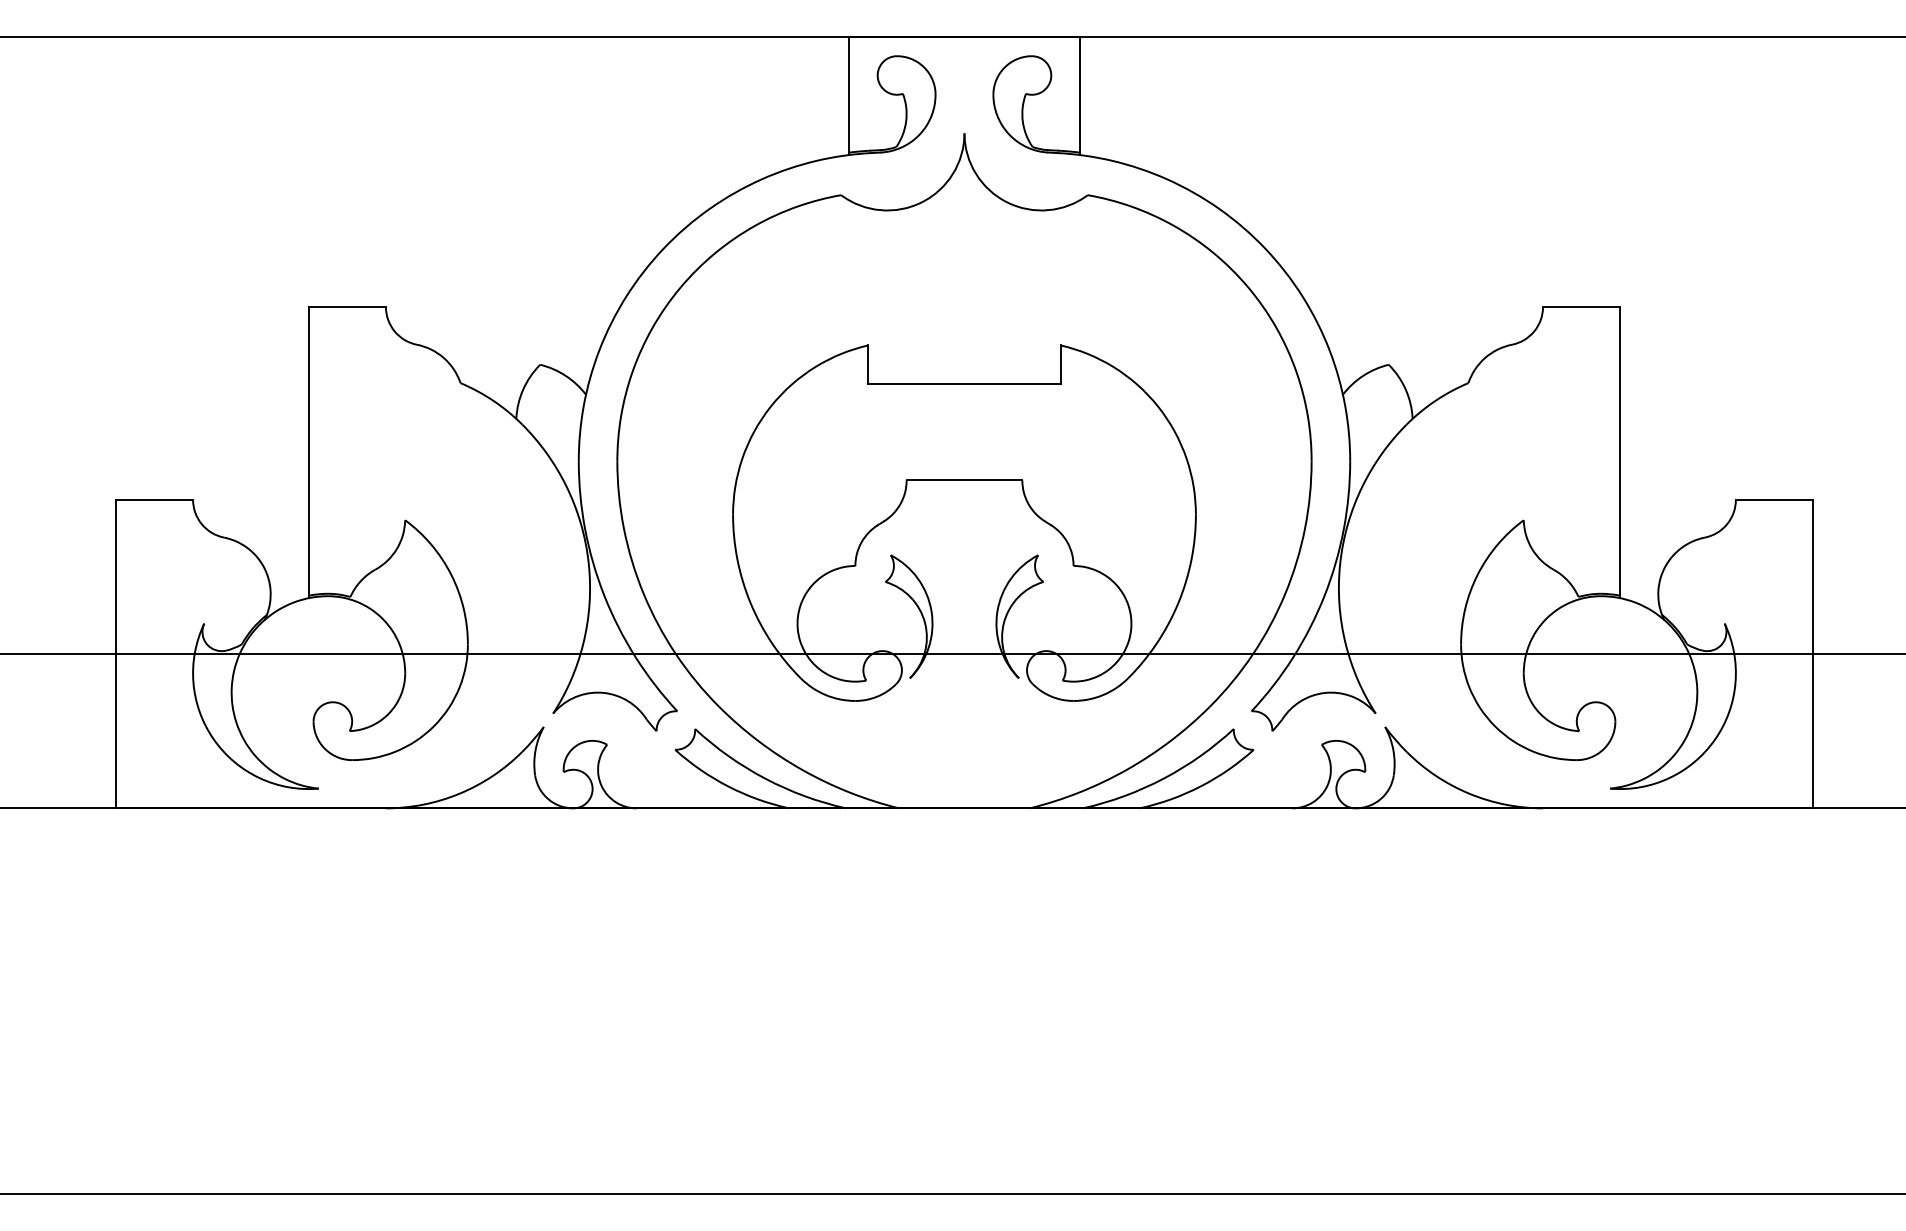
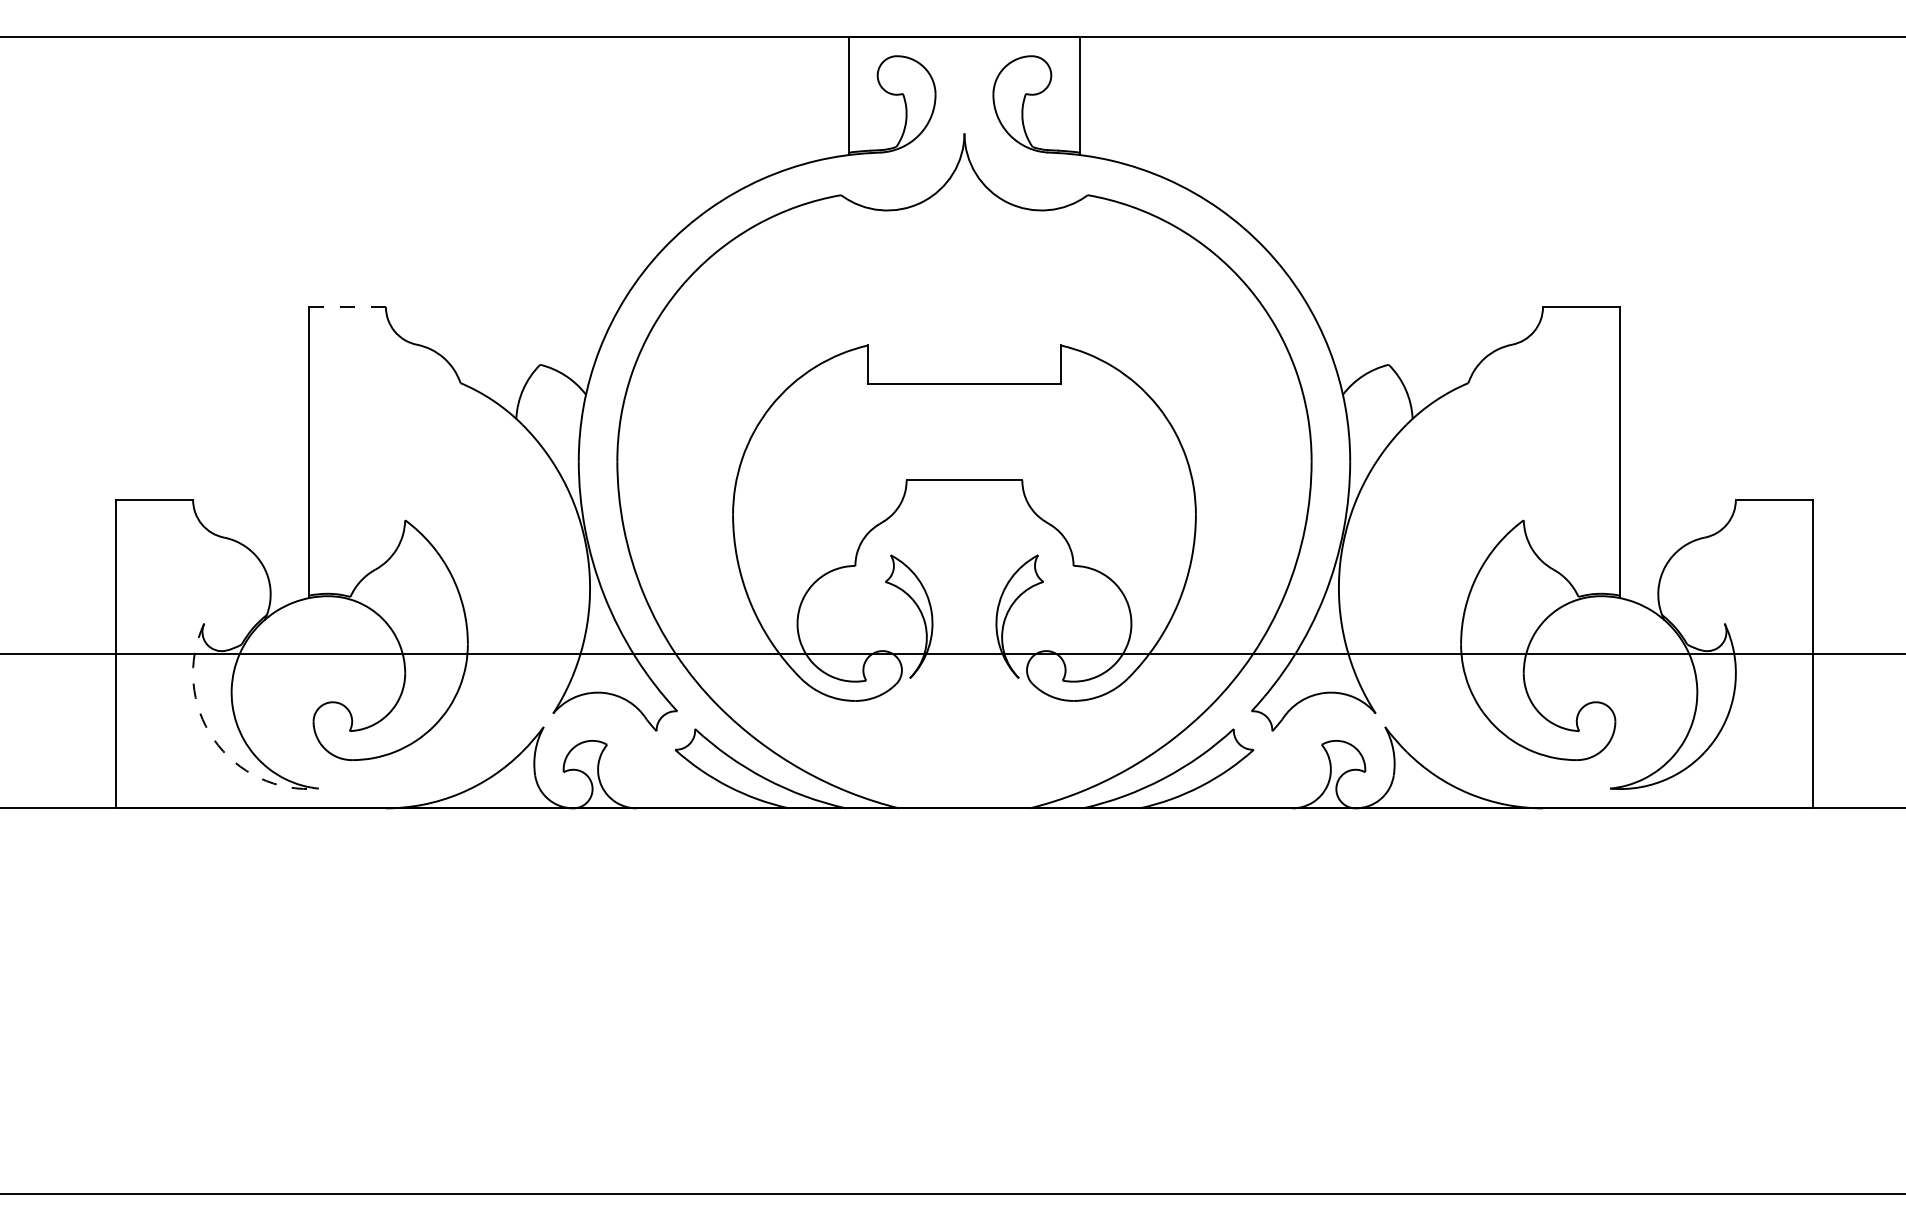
line: solid -> dashed (347, 306)
arc: solid -> dashed (213, 739)
